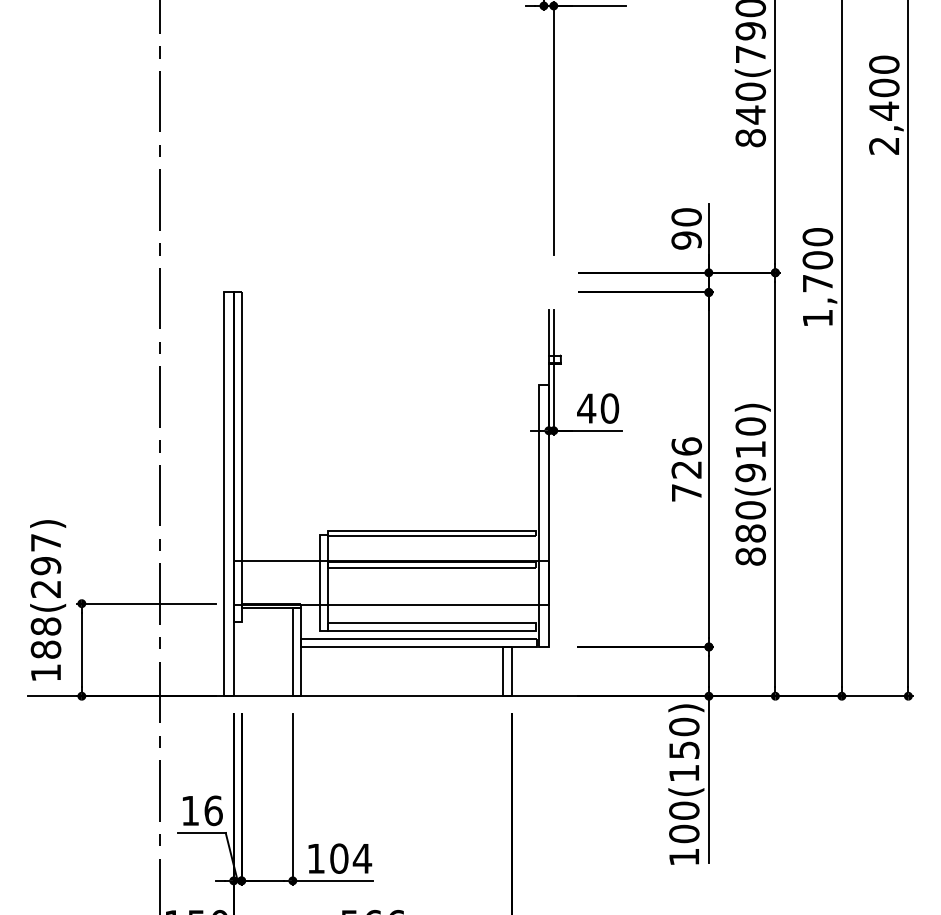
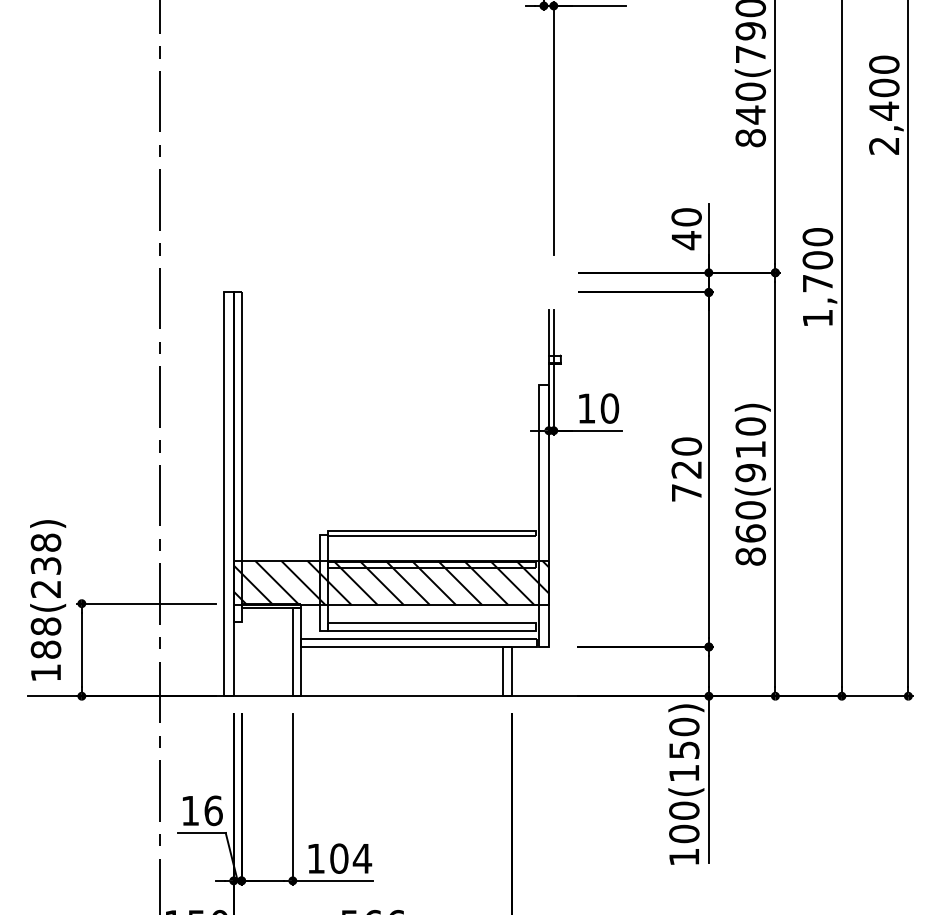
text: 90 -> 40 (686, 240)
text: 40 -> 10 (586, 408)
text: 726 -> 720 (686, 446)
text: 880(910) -> 860(910) (750, 533)
text: 188(297) -> 188(238) (45, 554)
hatch: none -> present (390, 582)
